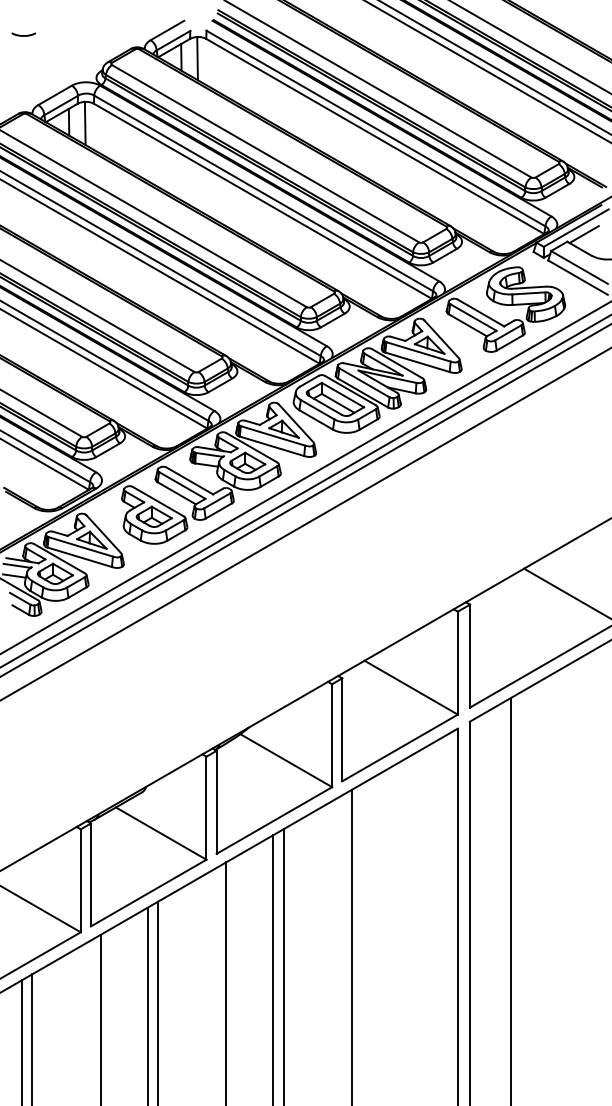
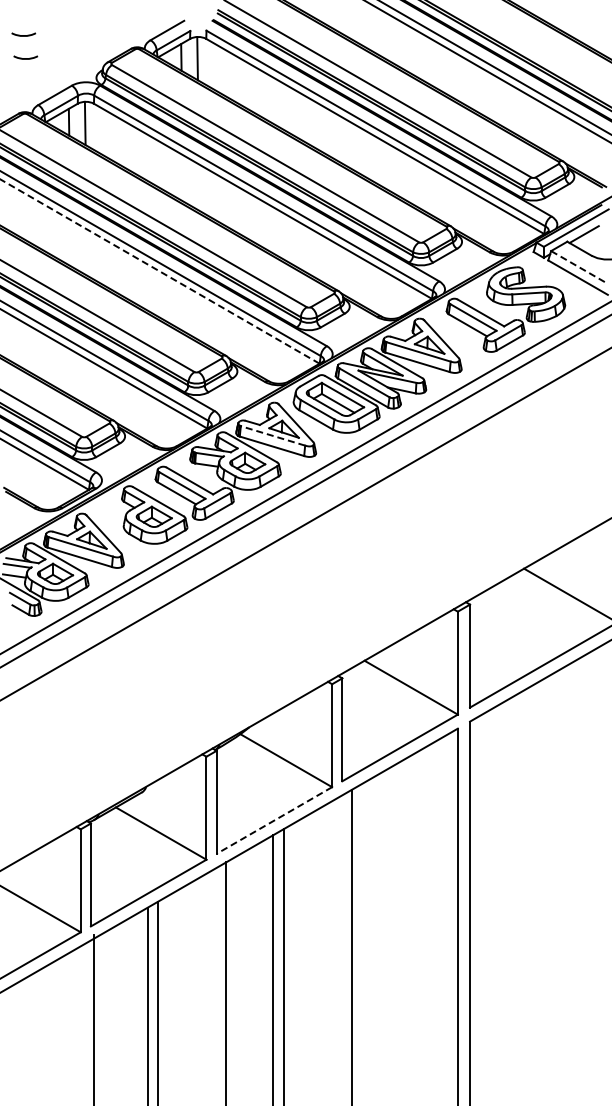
line: present -> none (530, 47)
curve: none -> present (25, 58)
line: solid -> dashed (579, 267)
line: solid -> dashed (159, 271)
line: solid -> dashed (273, 435)
line: present -> none (305, 500)
line: solid -> dashed (274, 820)
line: present -> none (511, 899)
line position: (100, 1018) -> (93, 1018) (93, 1018)
line: present -> none (32, 1038)
line: present -> none (21, 1041)
